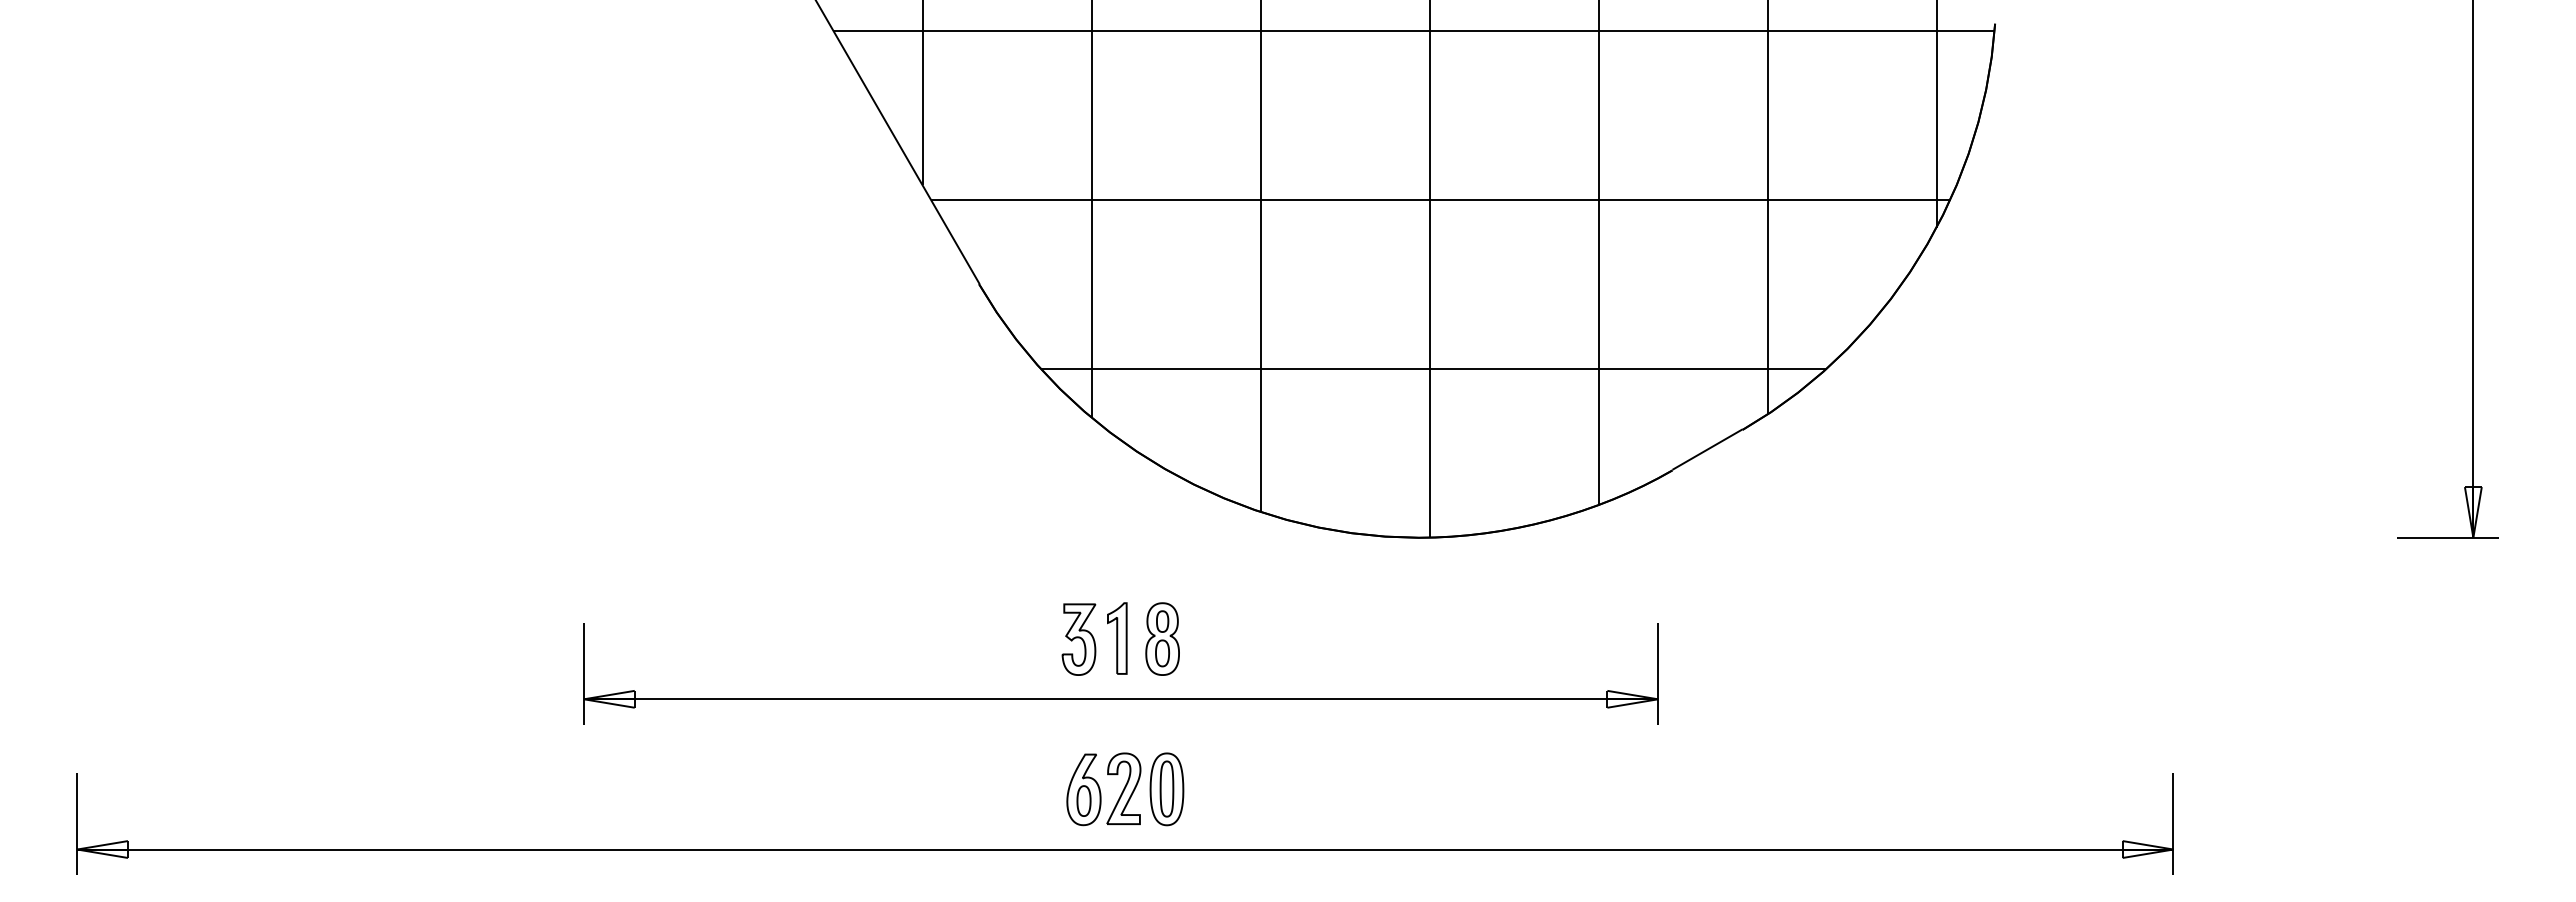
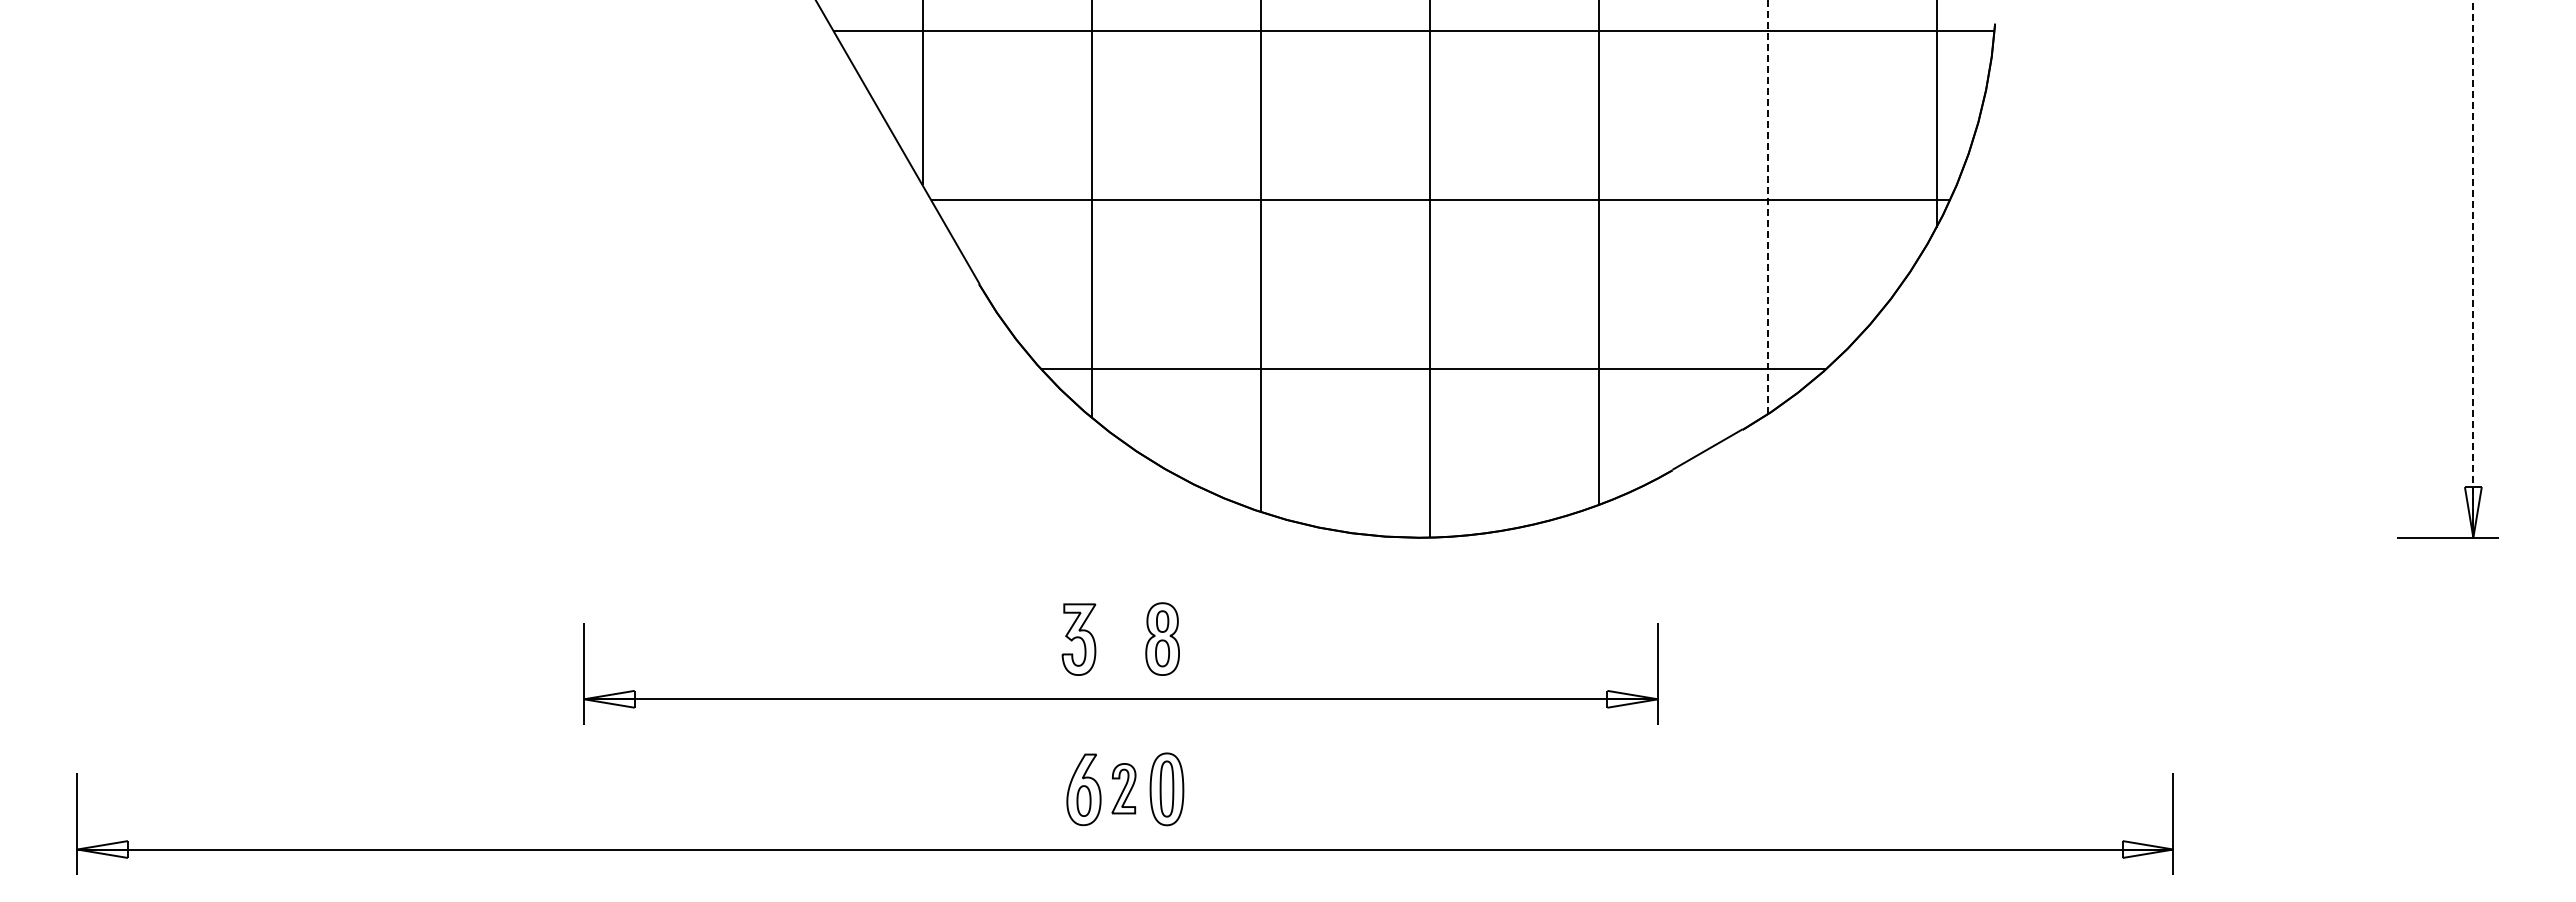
line: solid -> dashed (1767, 206)
line: solid -> dashed (2473, 268)
part: present -> none (1117, 638)
part size: 36x73 px -> 26x52 px (1123, 788)
